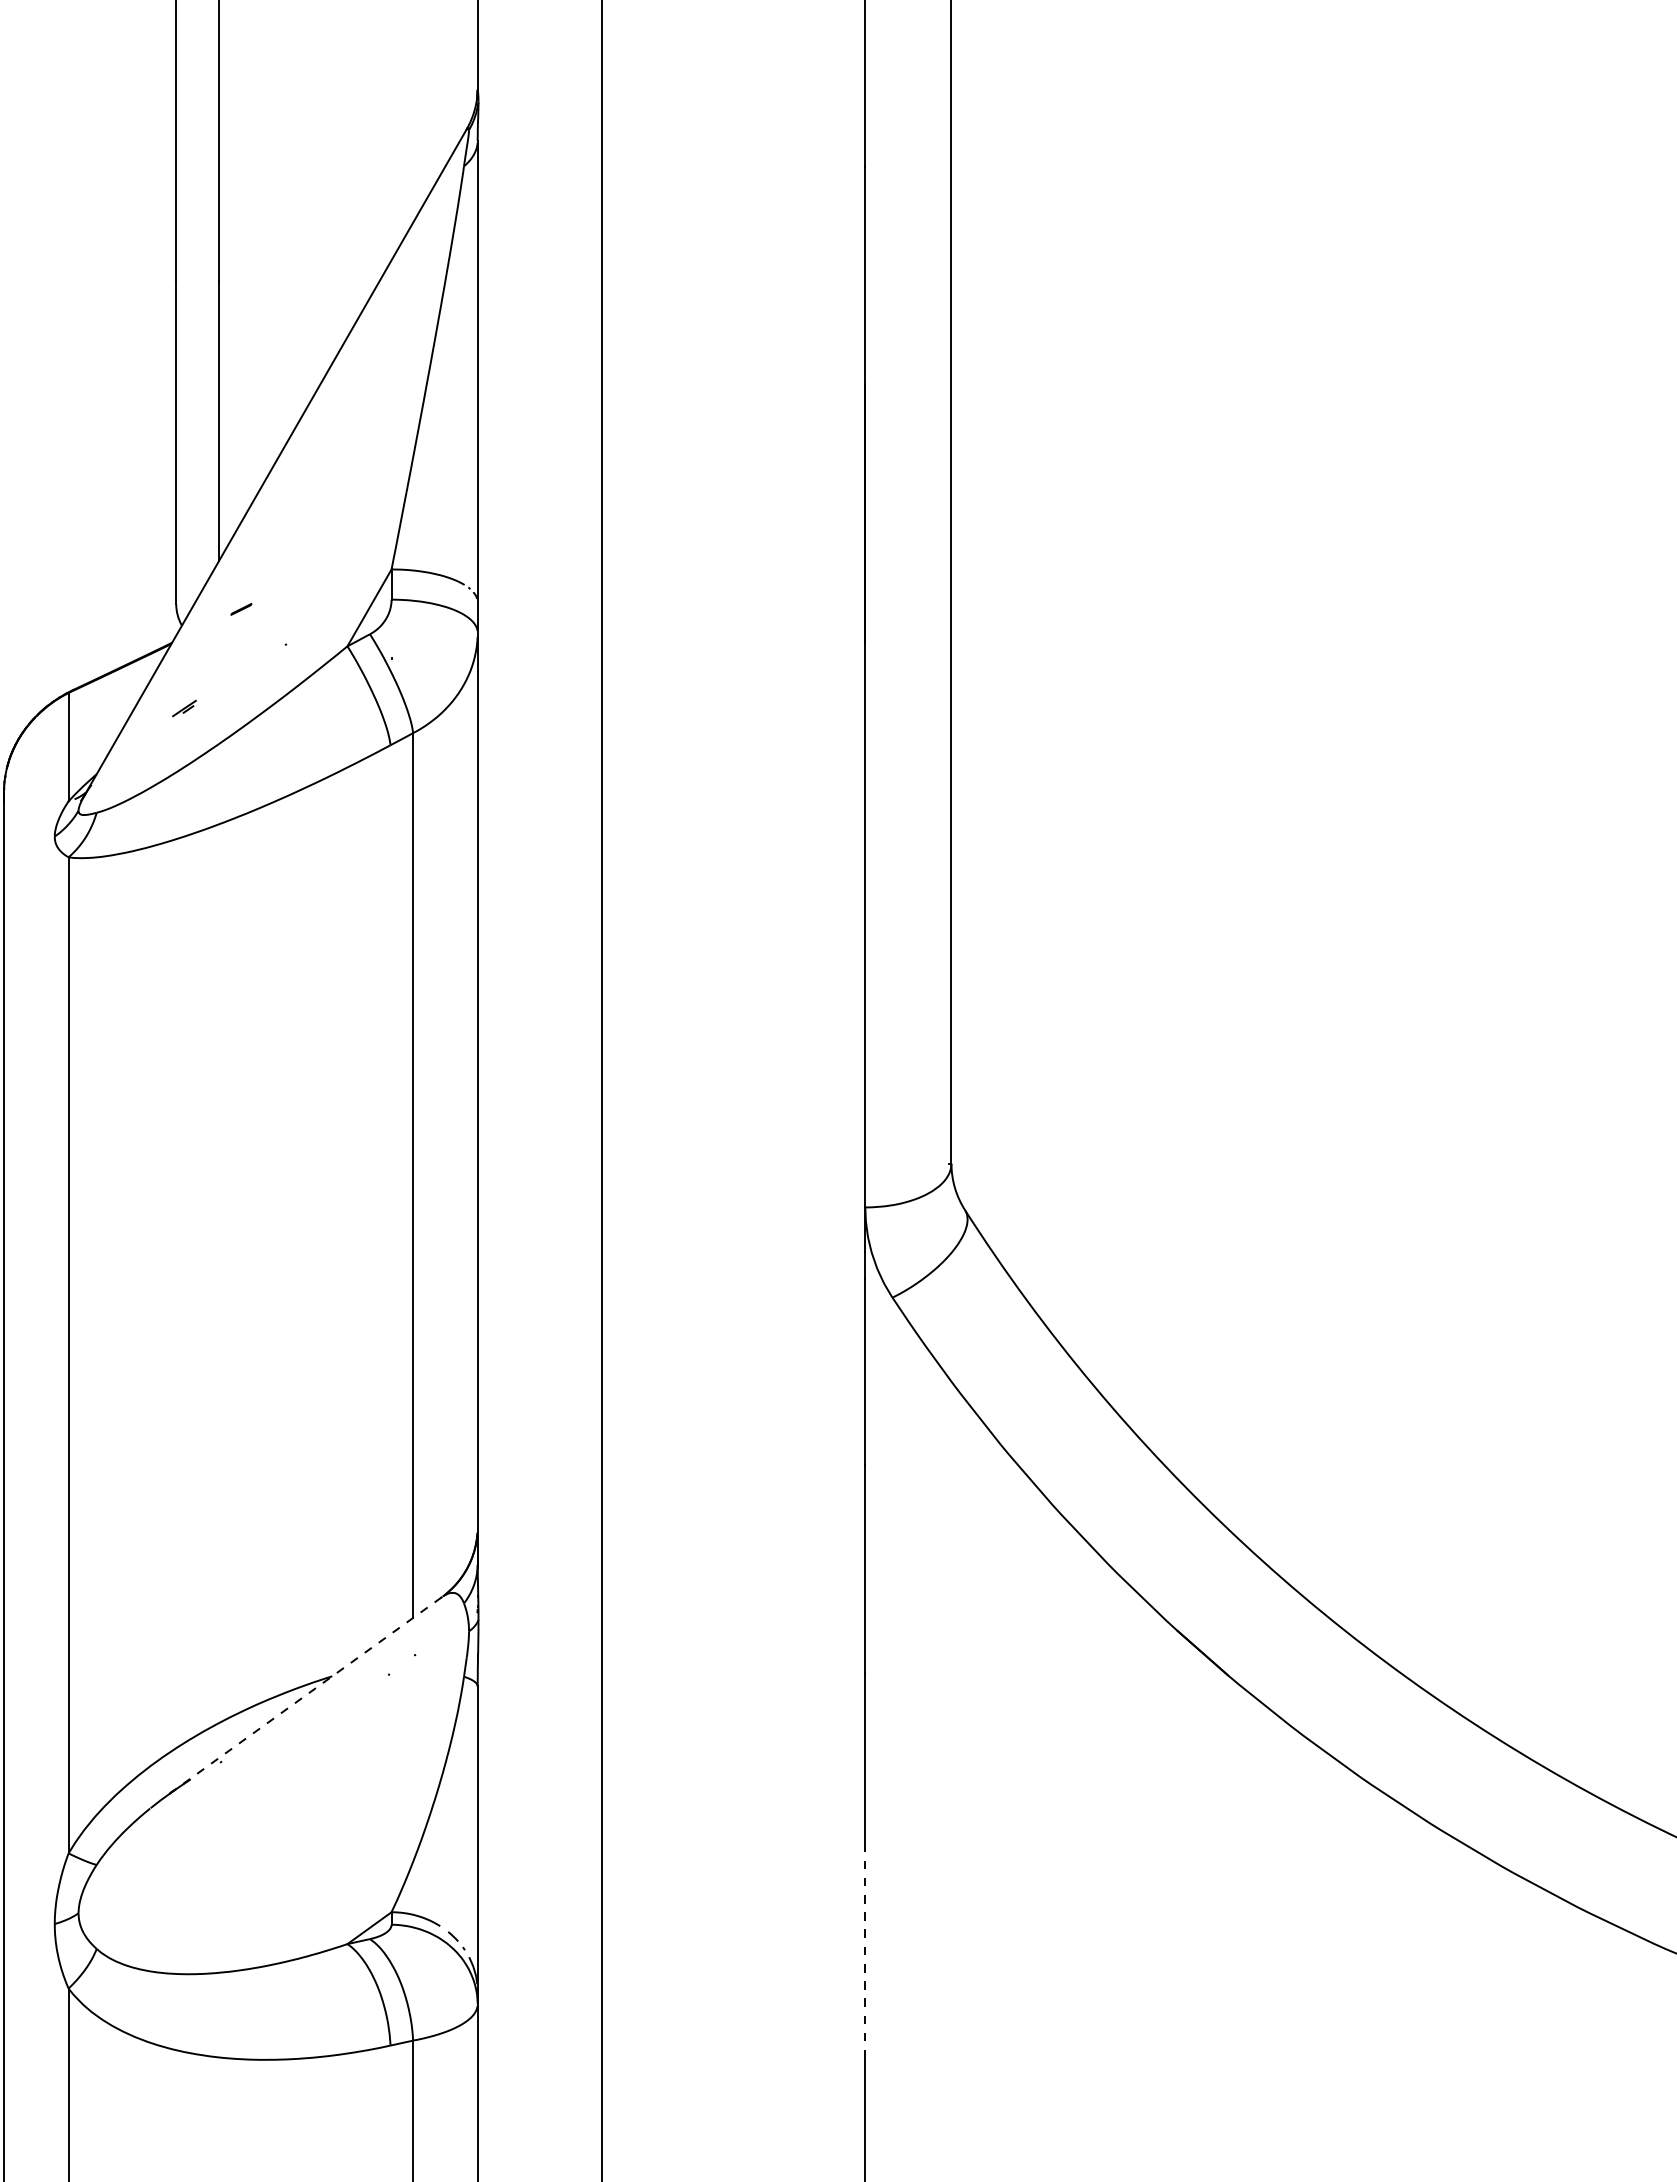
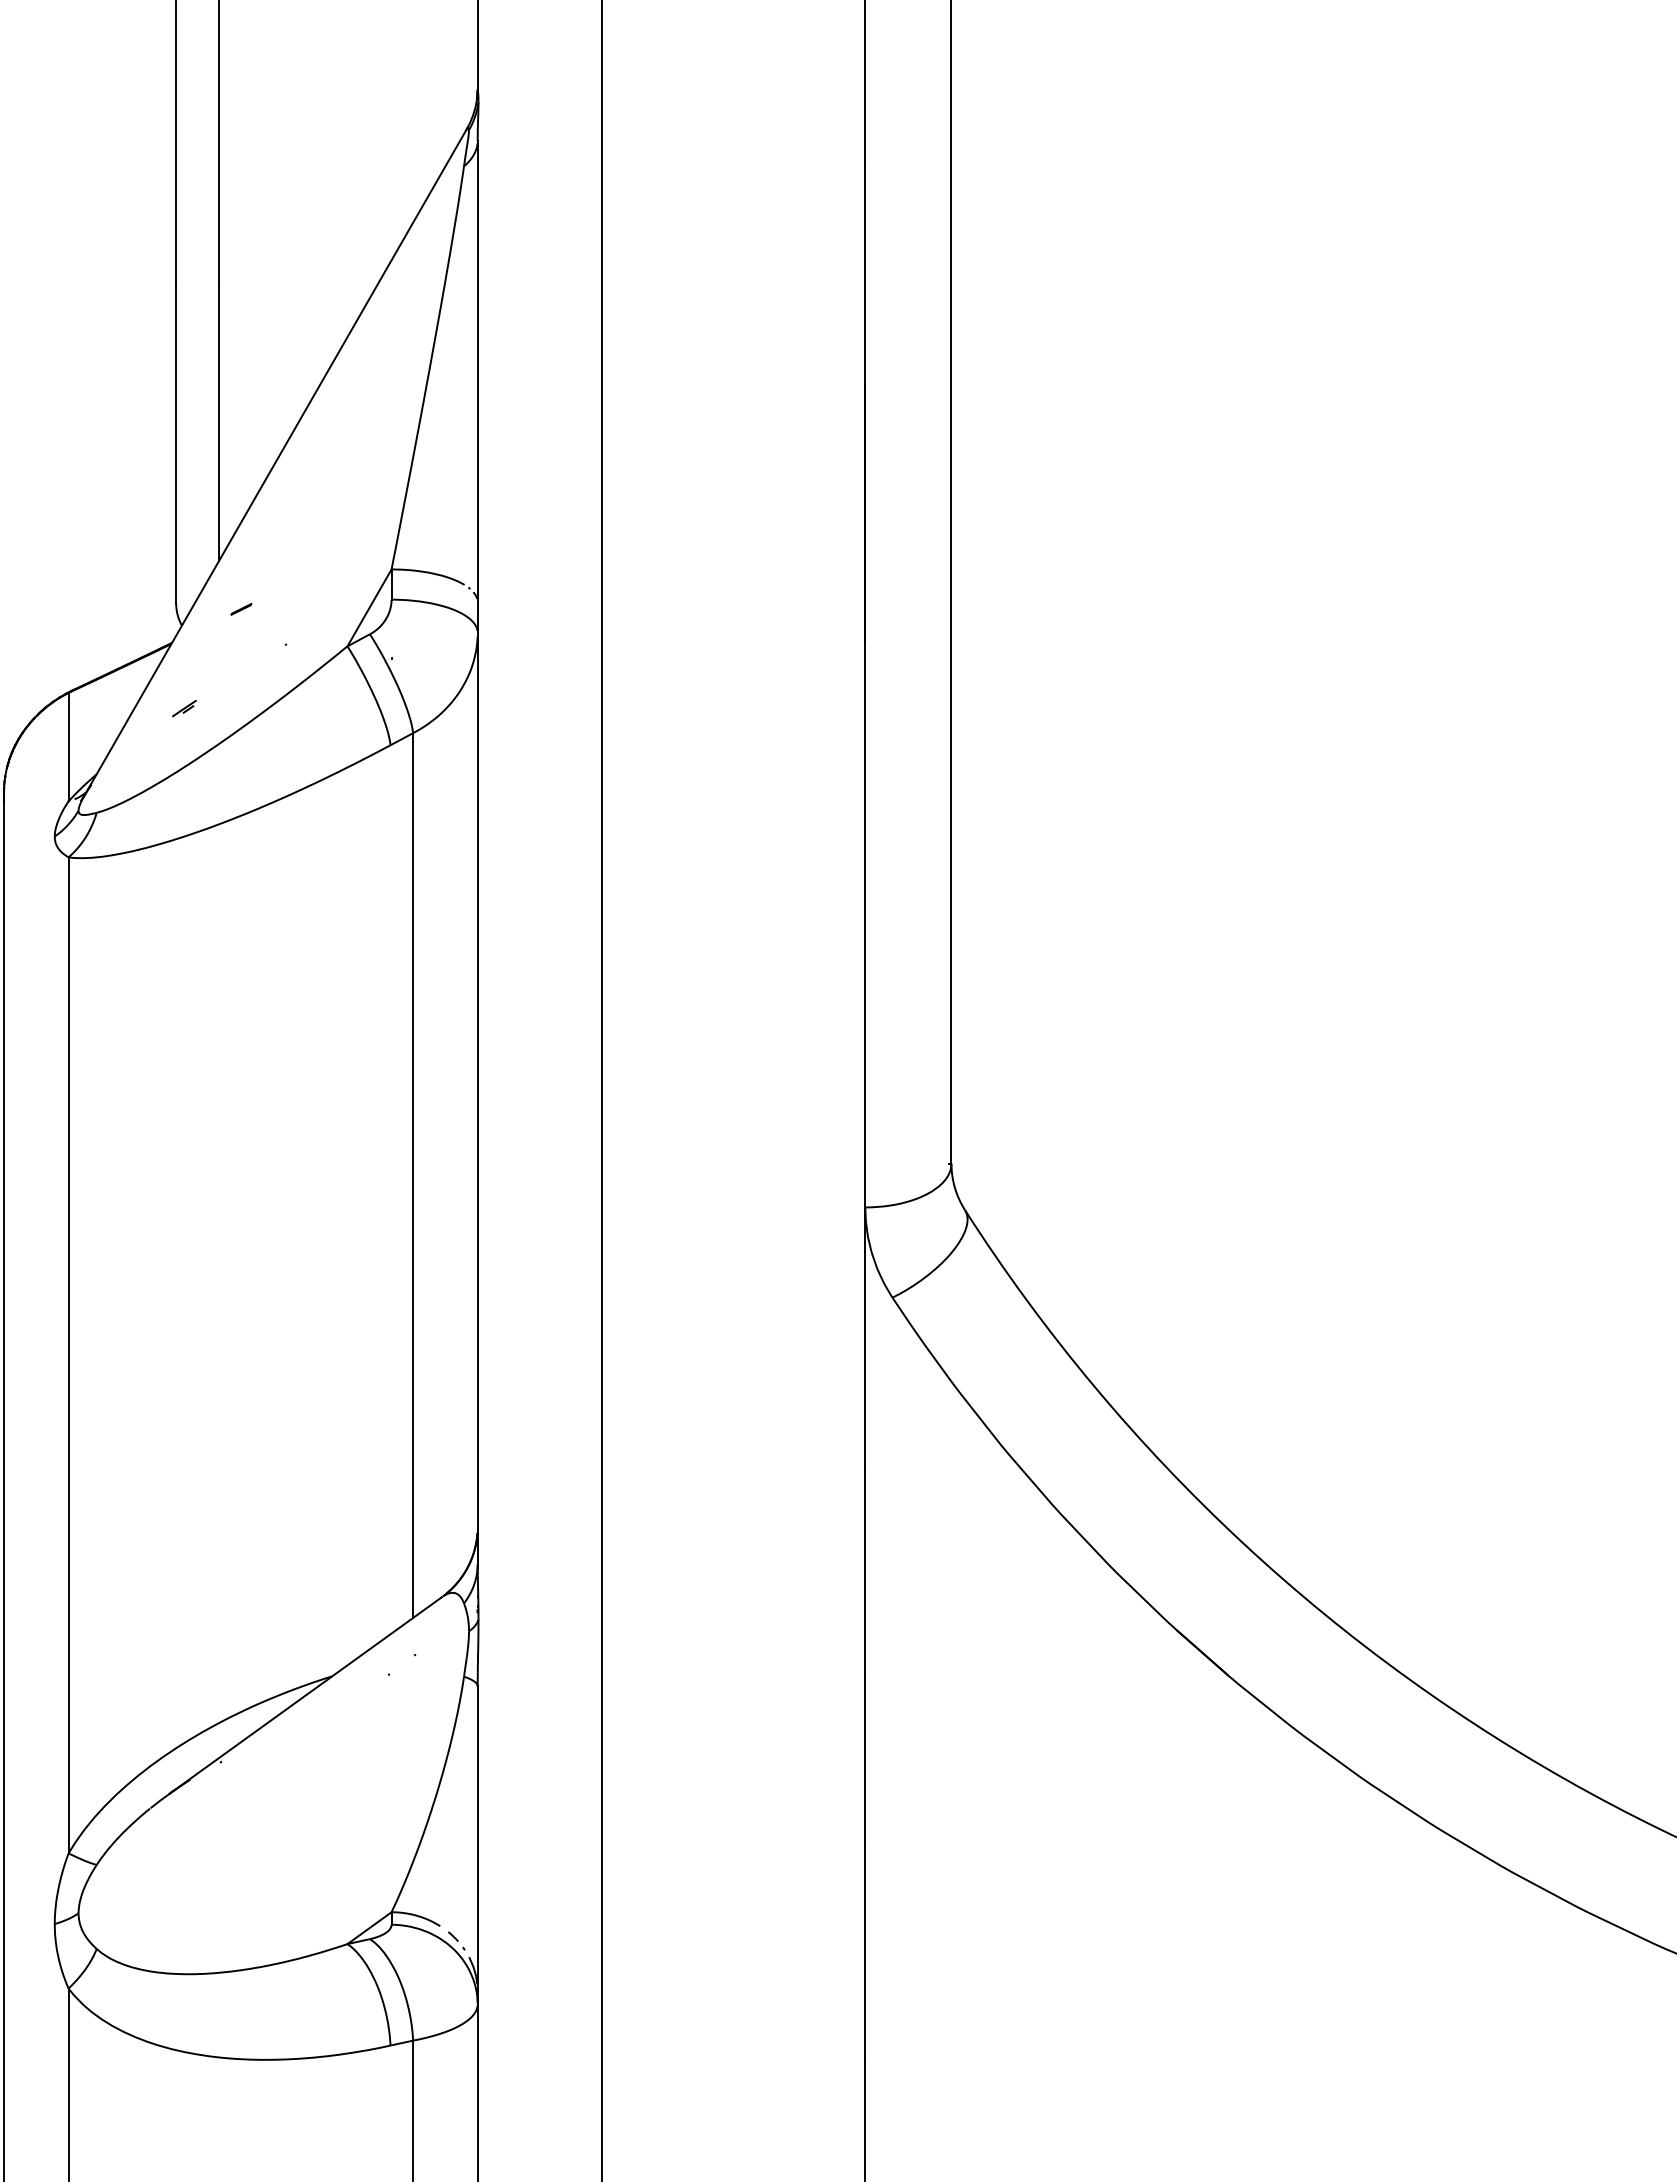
line: dashed -> solid (305, 1695)
line: dashed -> solid (865, 1950)
